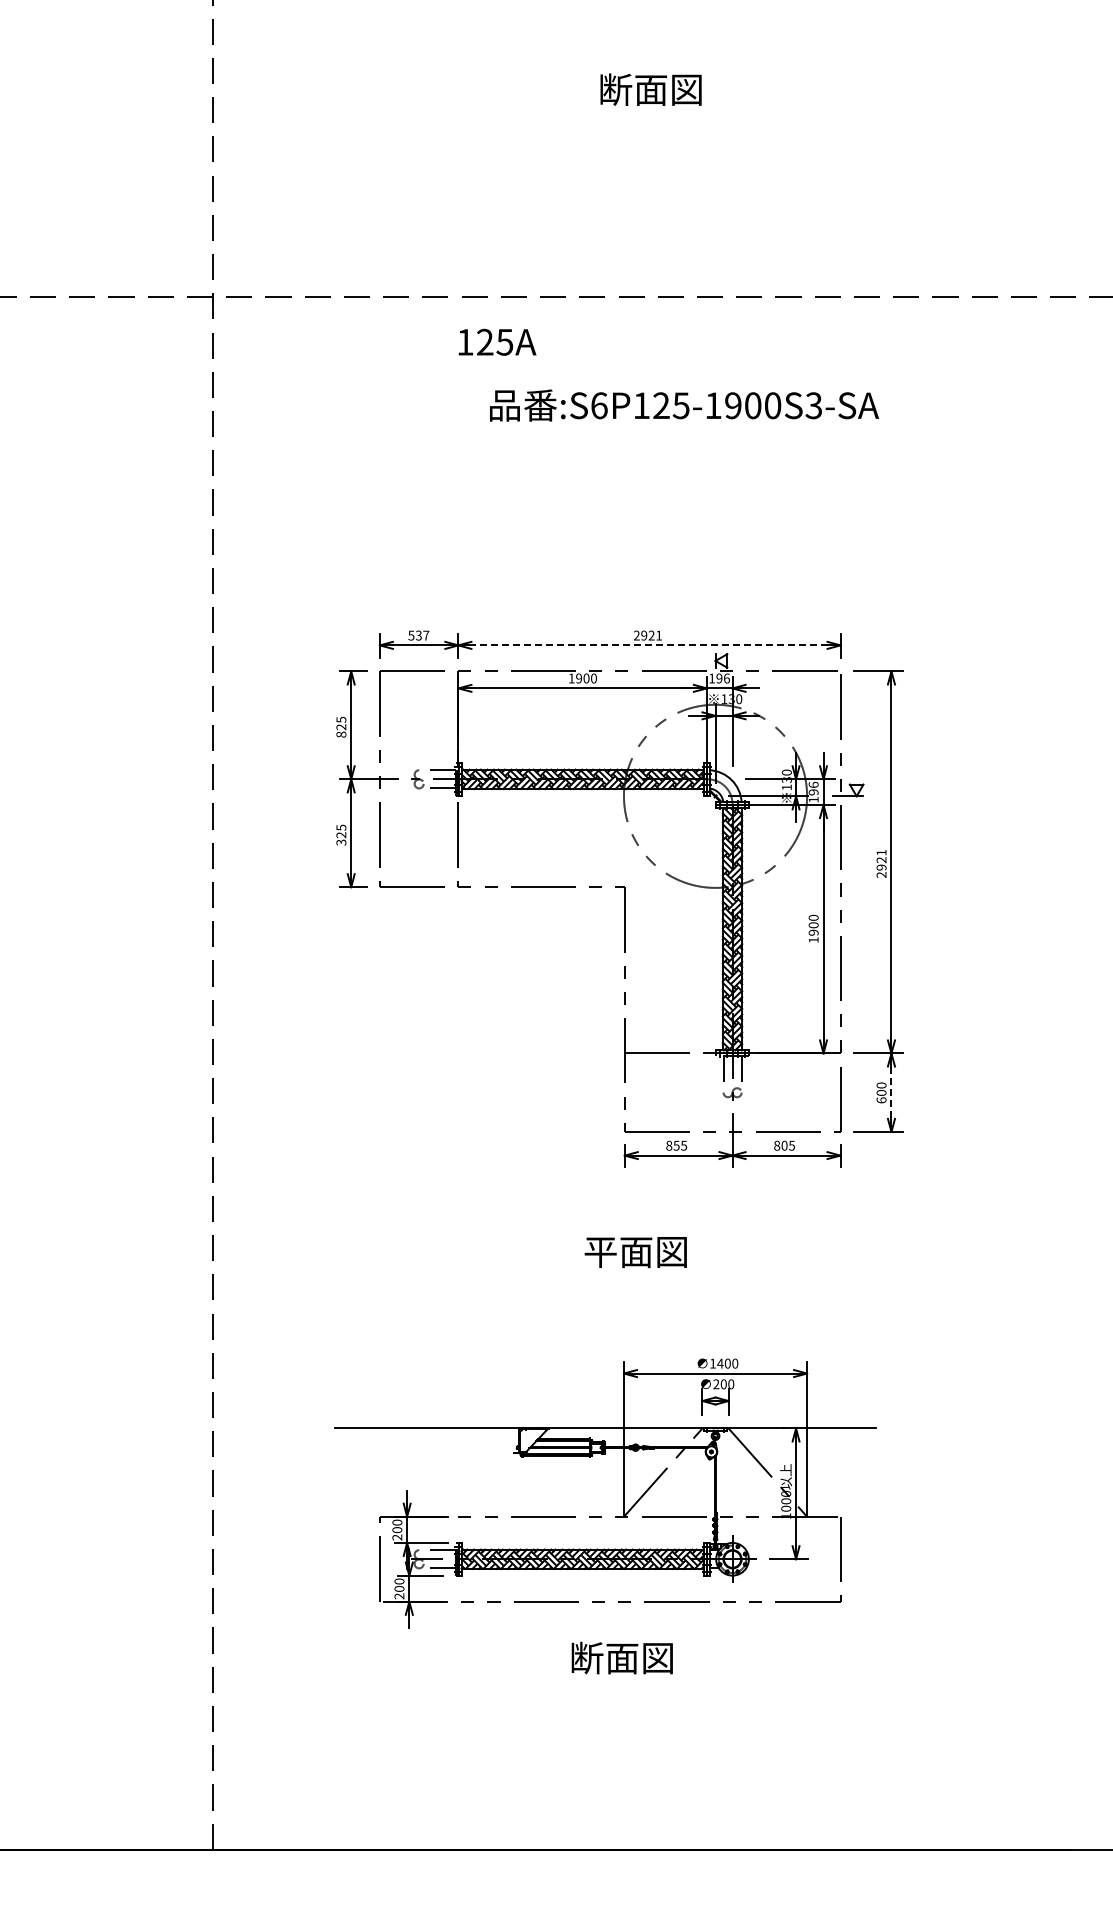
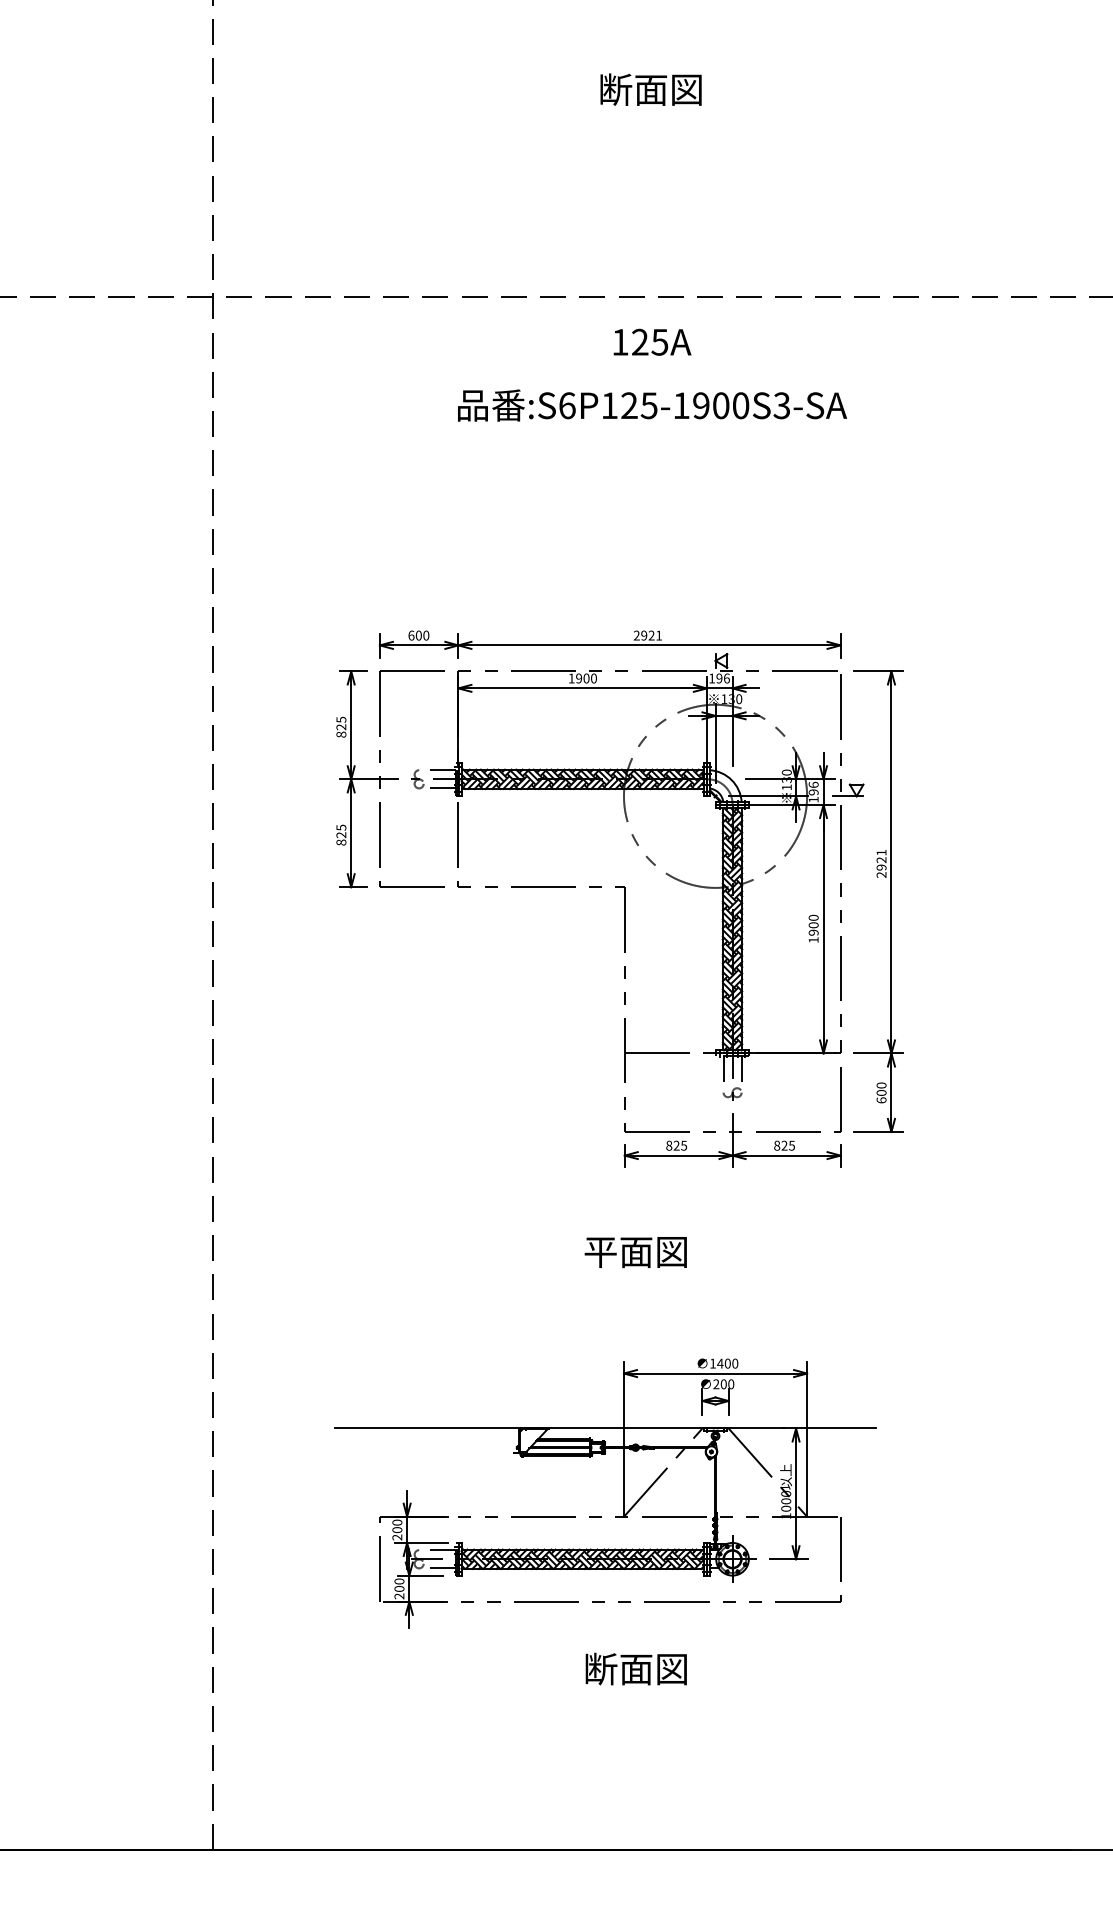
text position: (497, 341) -> (652, 341) (652, 341)
text position: (684, 405) -> (652, 405) (652, 405)
text: 537 -> 600 (418, 635)
line: dashed -> solid (648, 645)
text: 325 -> 825 (340, 842)
line: dashed -> solid (891, 1093)
text: 855 -> 825 (676, 1145)
text: 805 -> 825 (784, 1145)
text position: (621, 1657) -> (635, 1668) (635, 1668)
